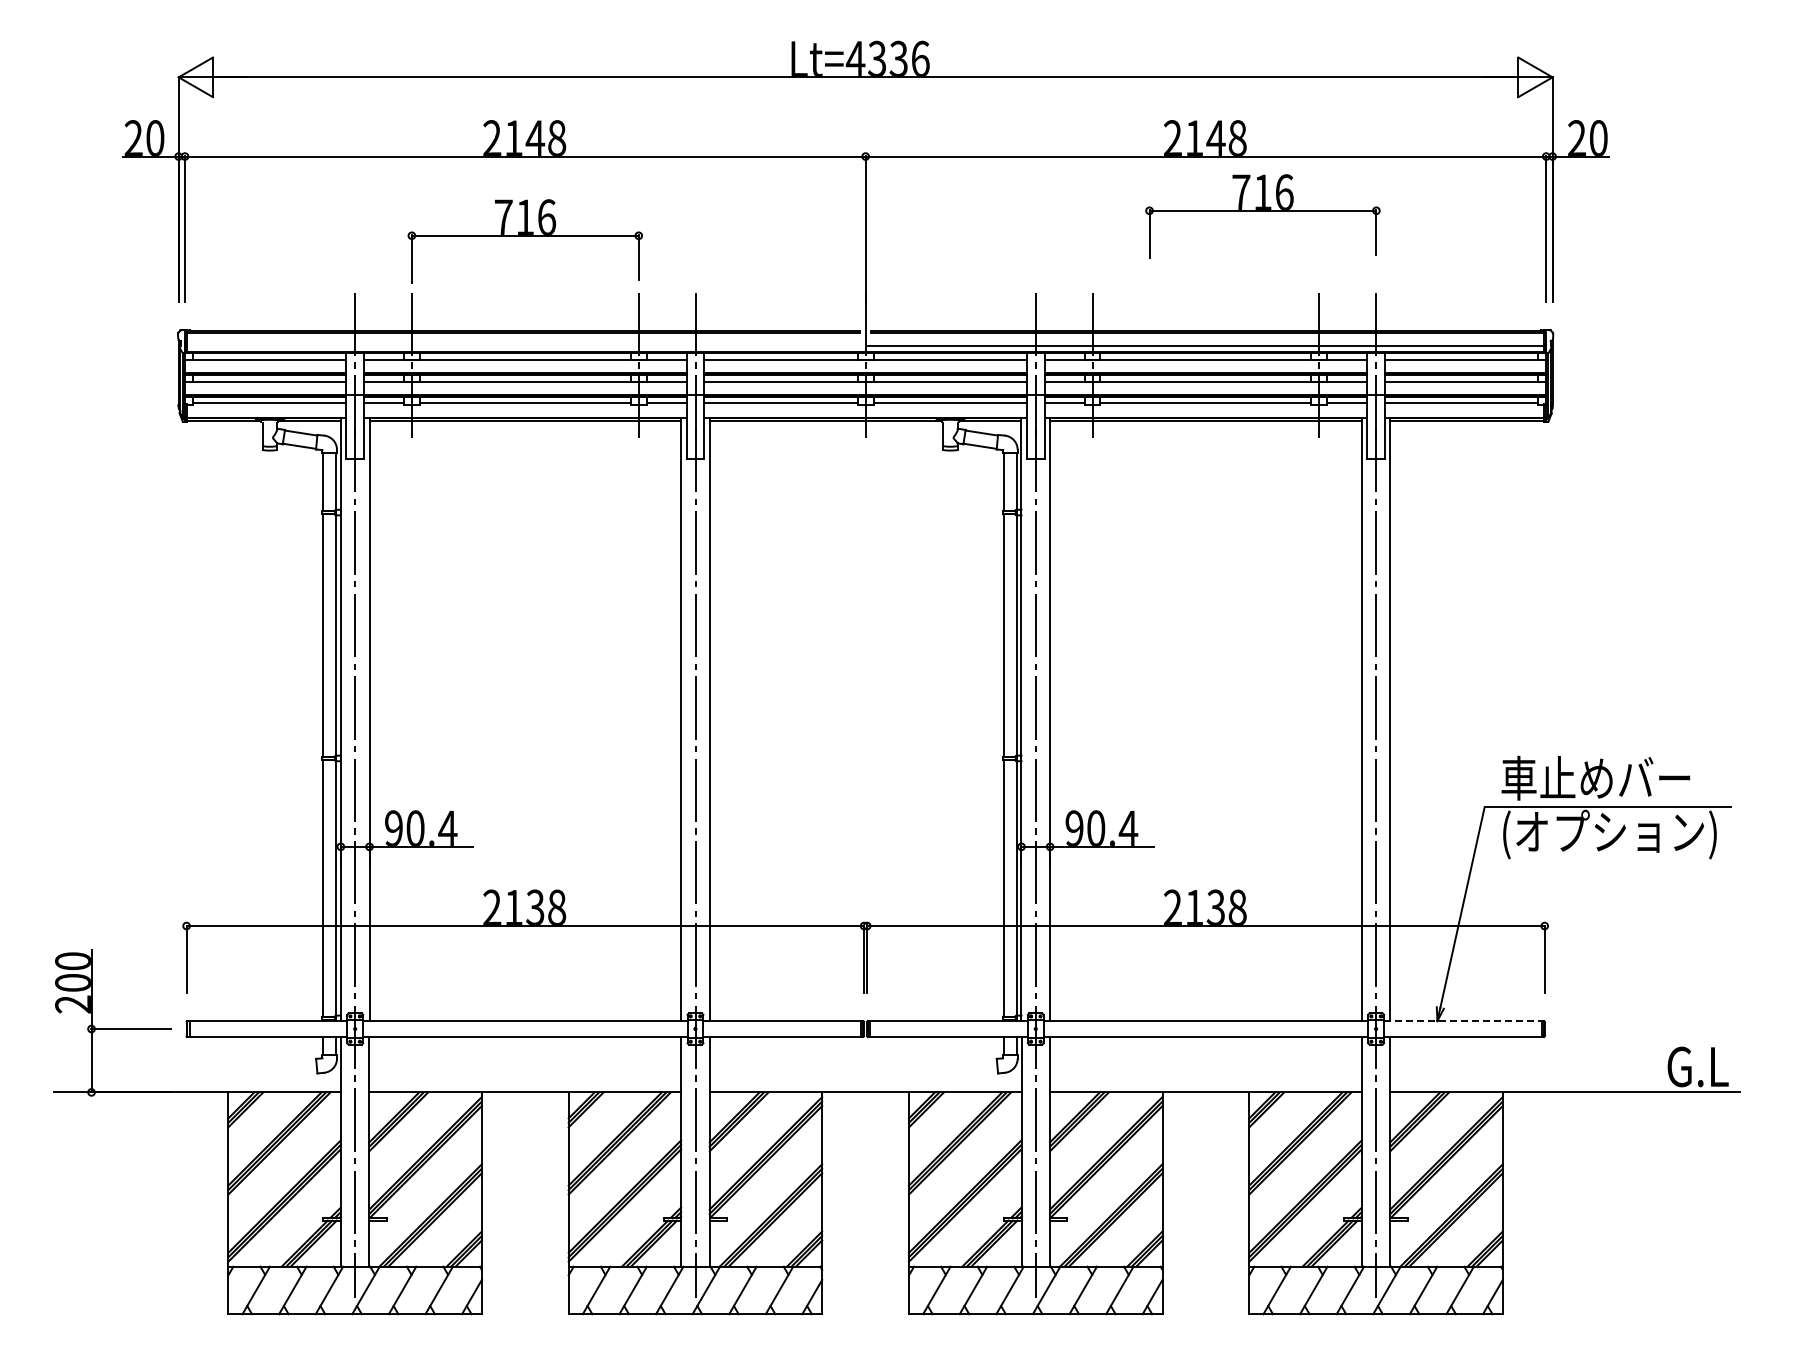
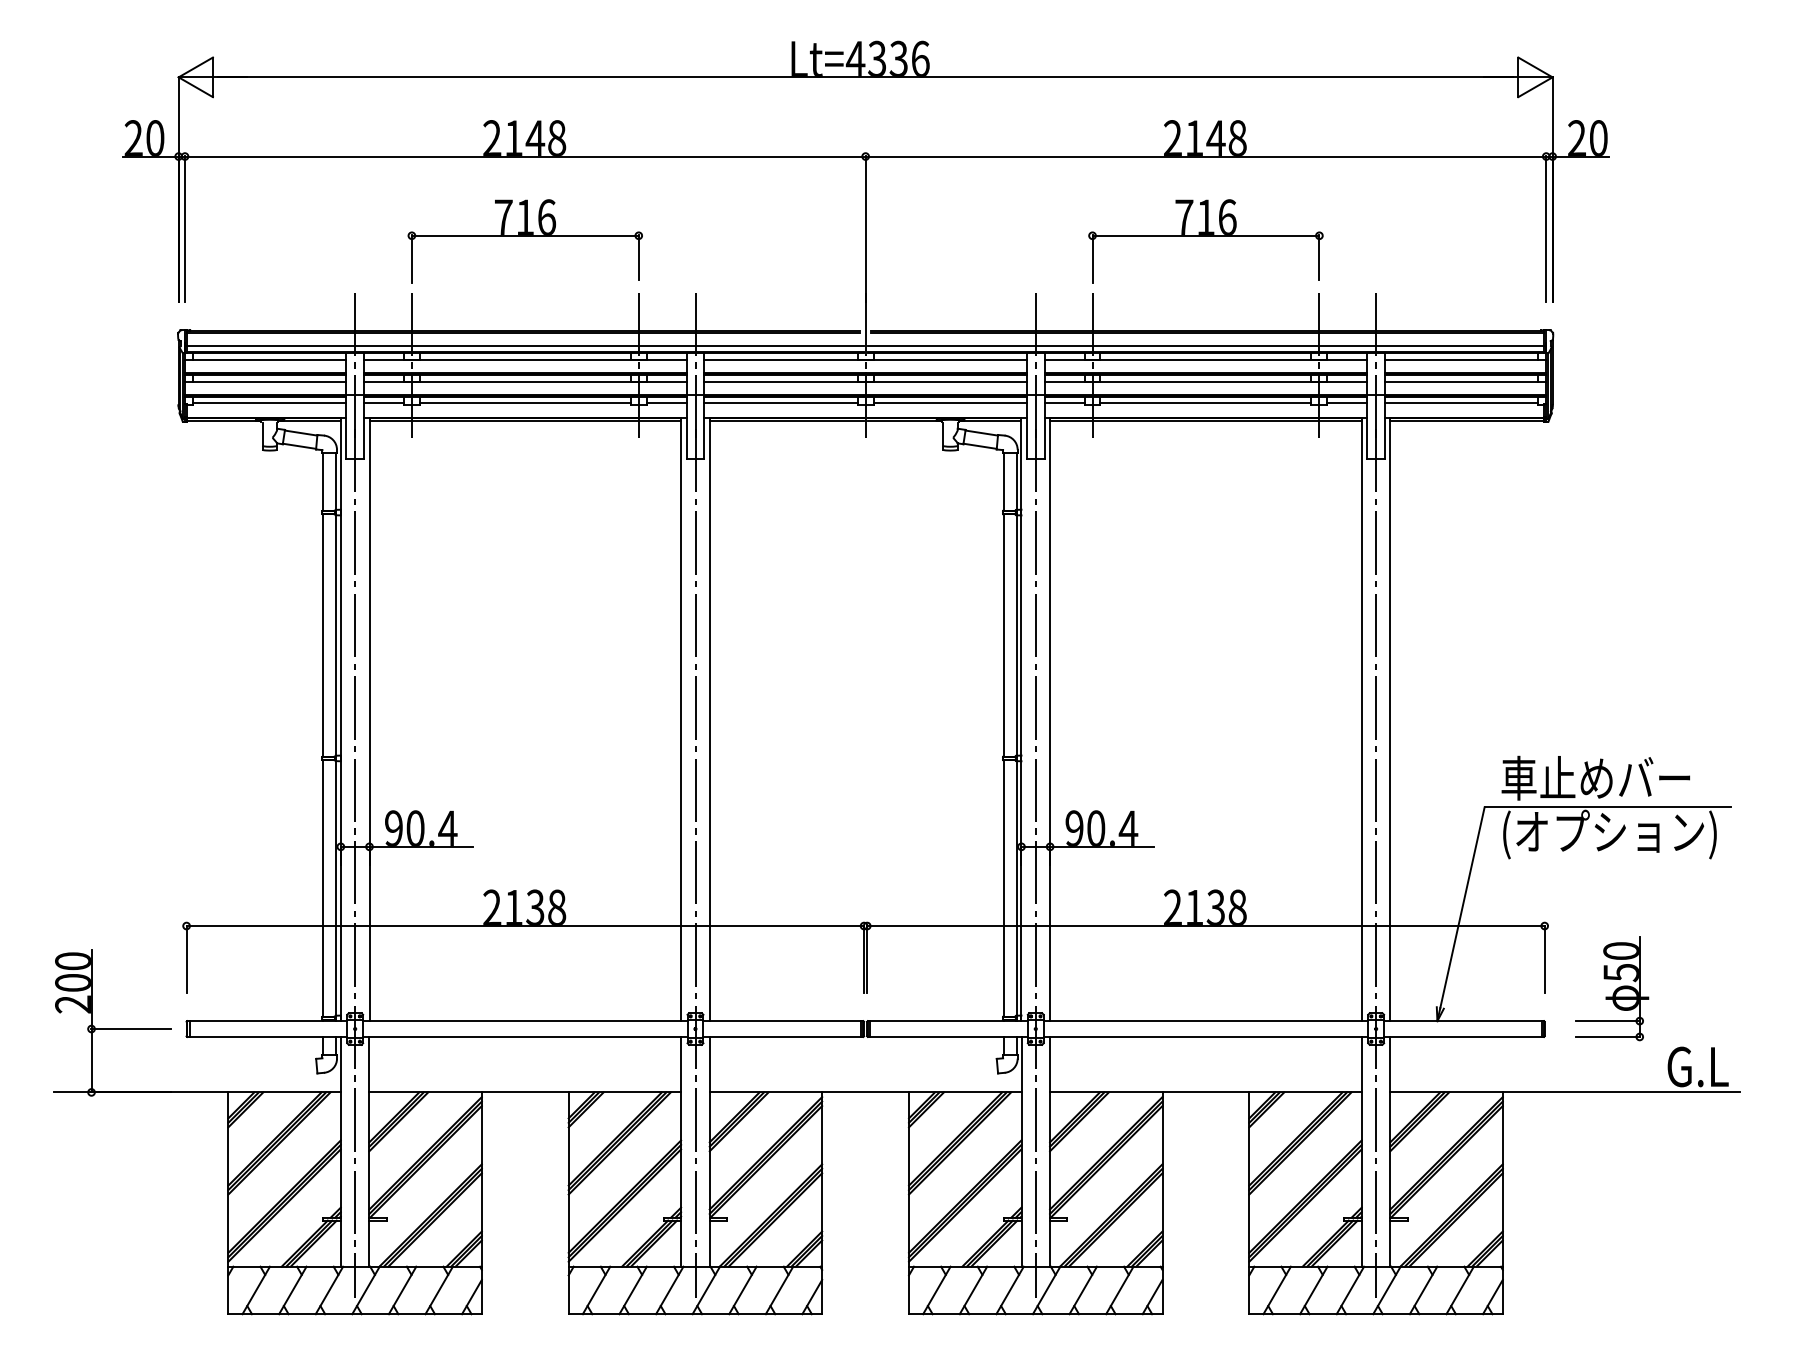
part position: (1262, 216) -> (1205, 241) (1205, 241)
line: none -> present (525, 346)
part: none -> present (1612, 988)
line: dashed -> solid (1462, 1021)
